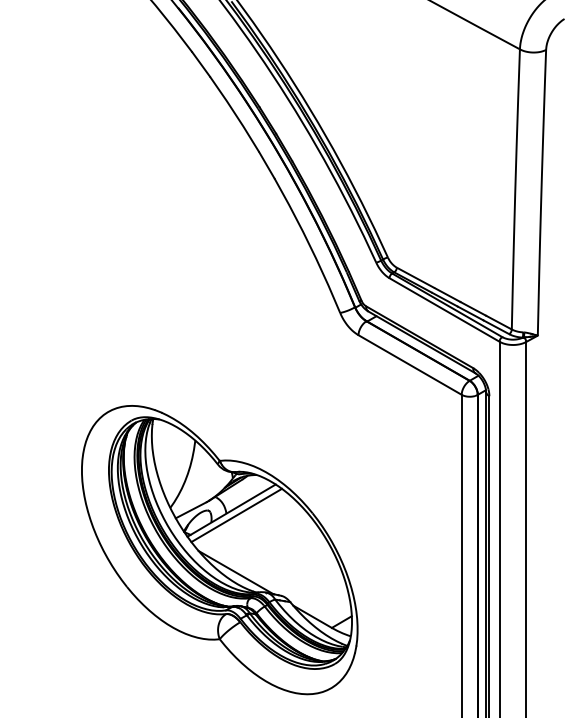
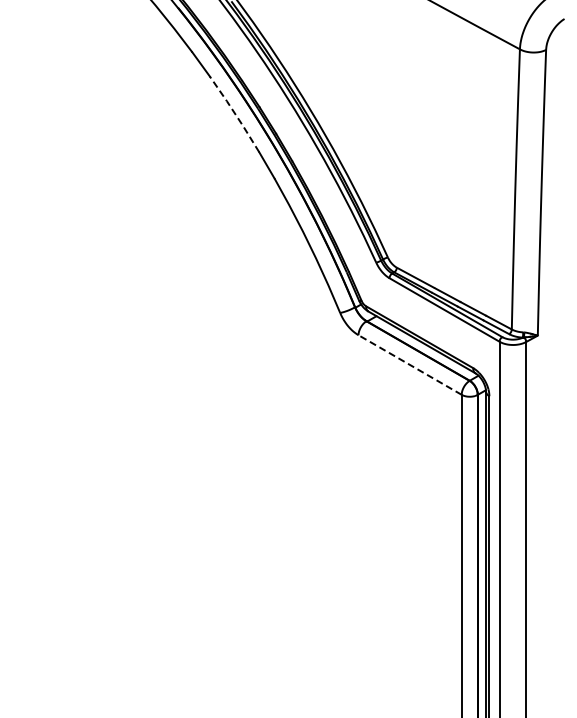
line: solid -> dashed (235, 114)
line: solid -> dashed (410, 365)
part: present -> none (219, 550)
